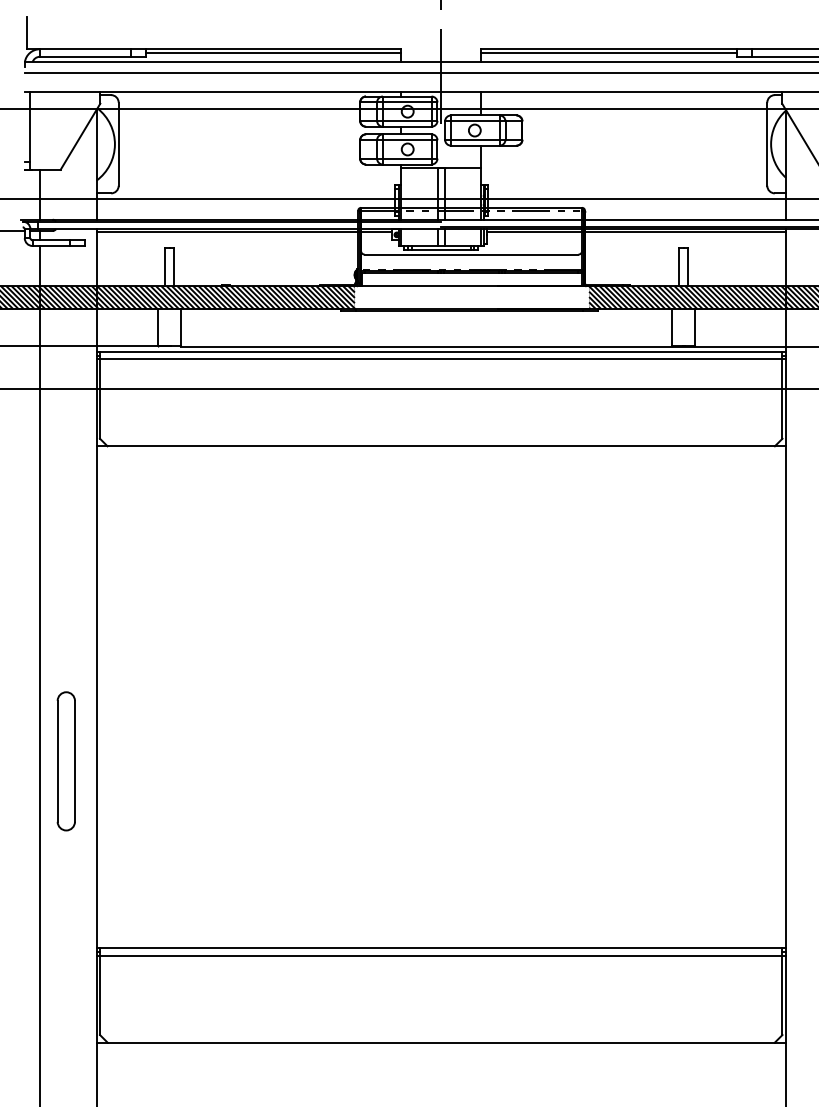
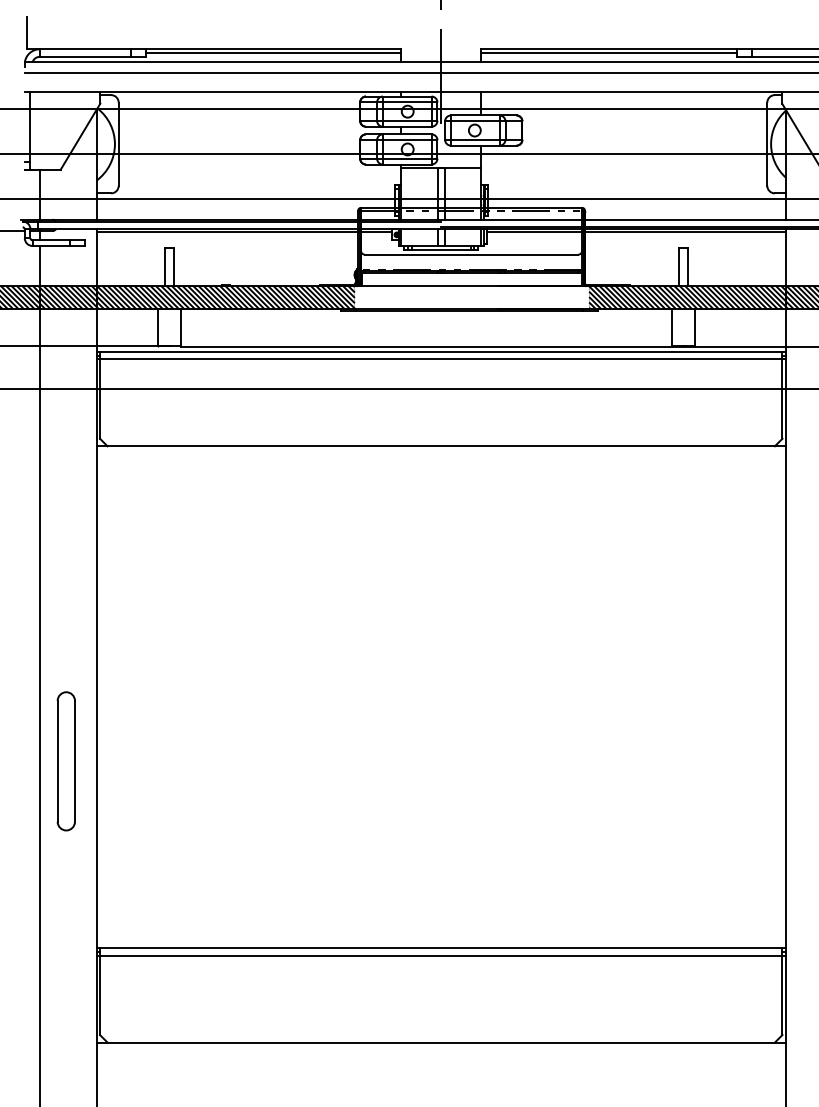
line: none -> present (408, 154)
